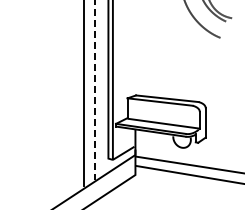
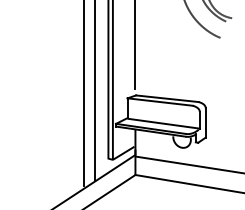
line: none -> present (135, 45)
line: dashed -> solid (95, 90)
line position: (188, 174) -> (188, 183) (188, 183)
